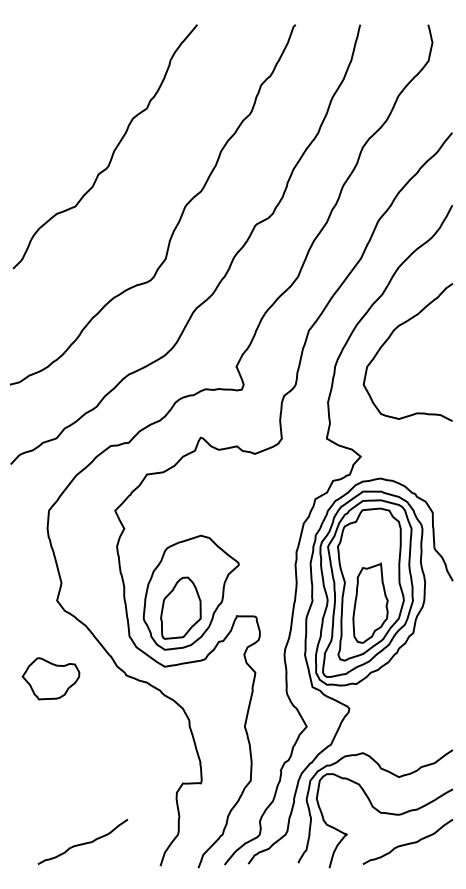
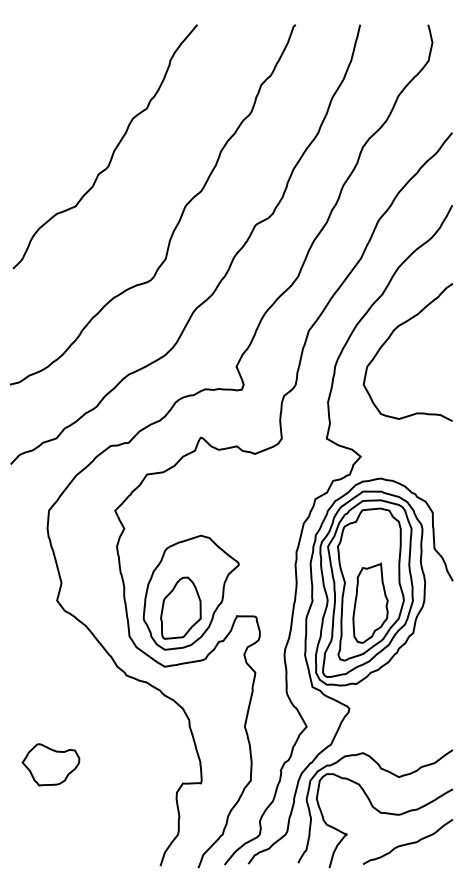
part position: (50, 678) -> (50, 764) (50, 764)
curve: present -> none (82, 843)
